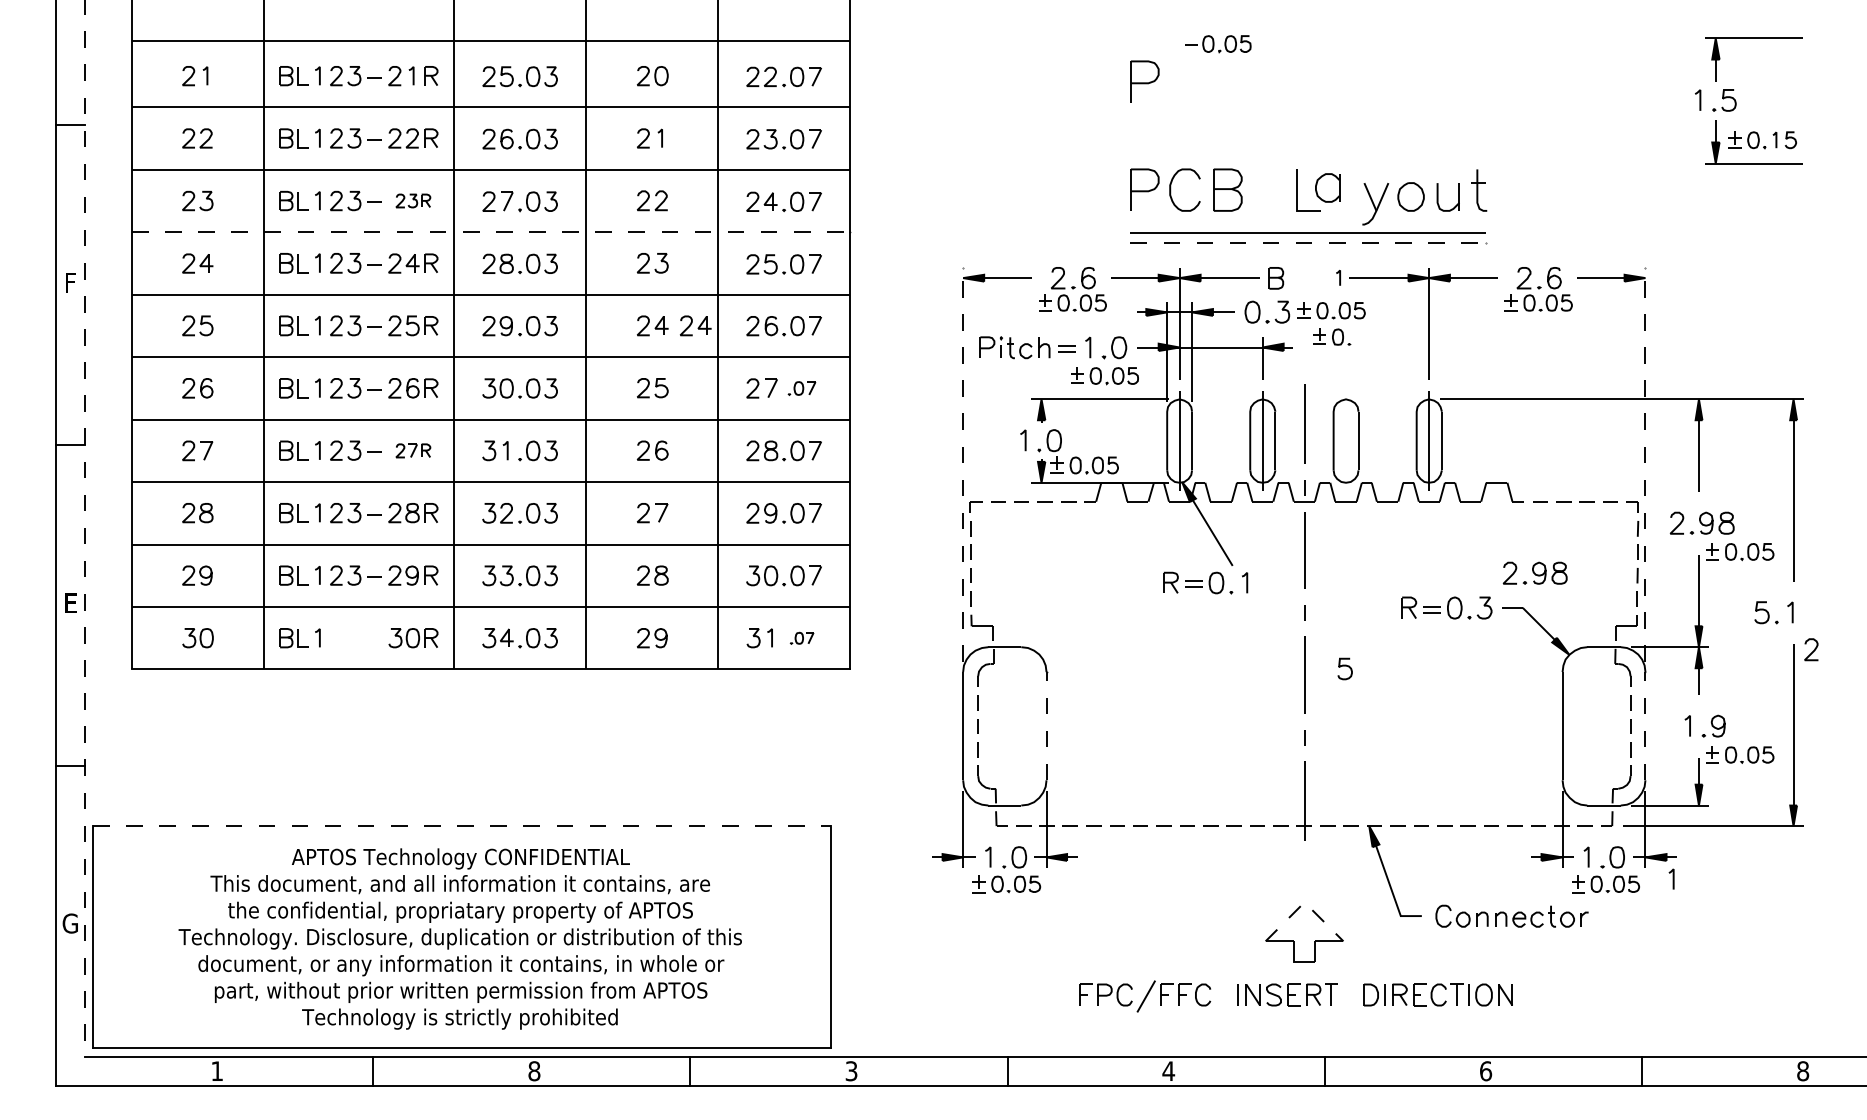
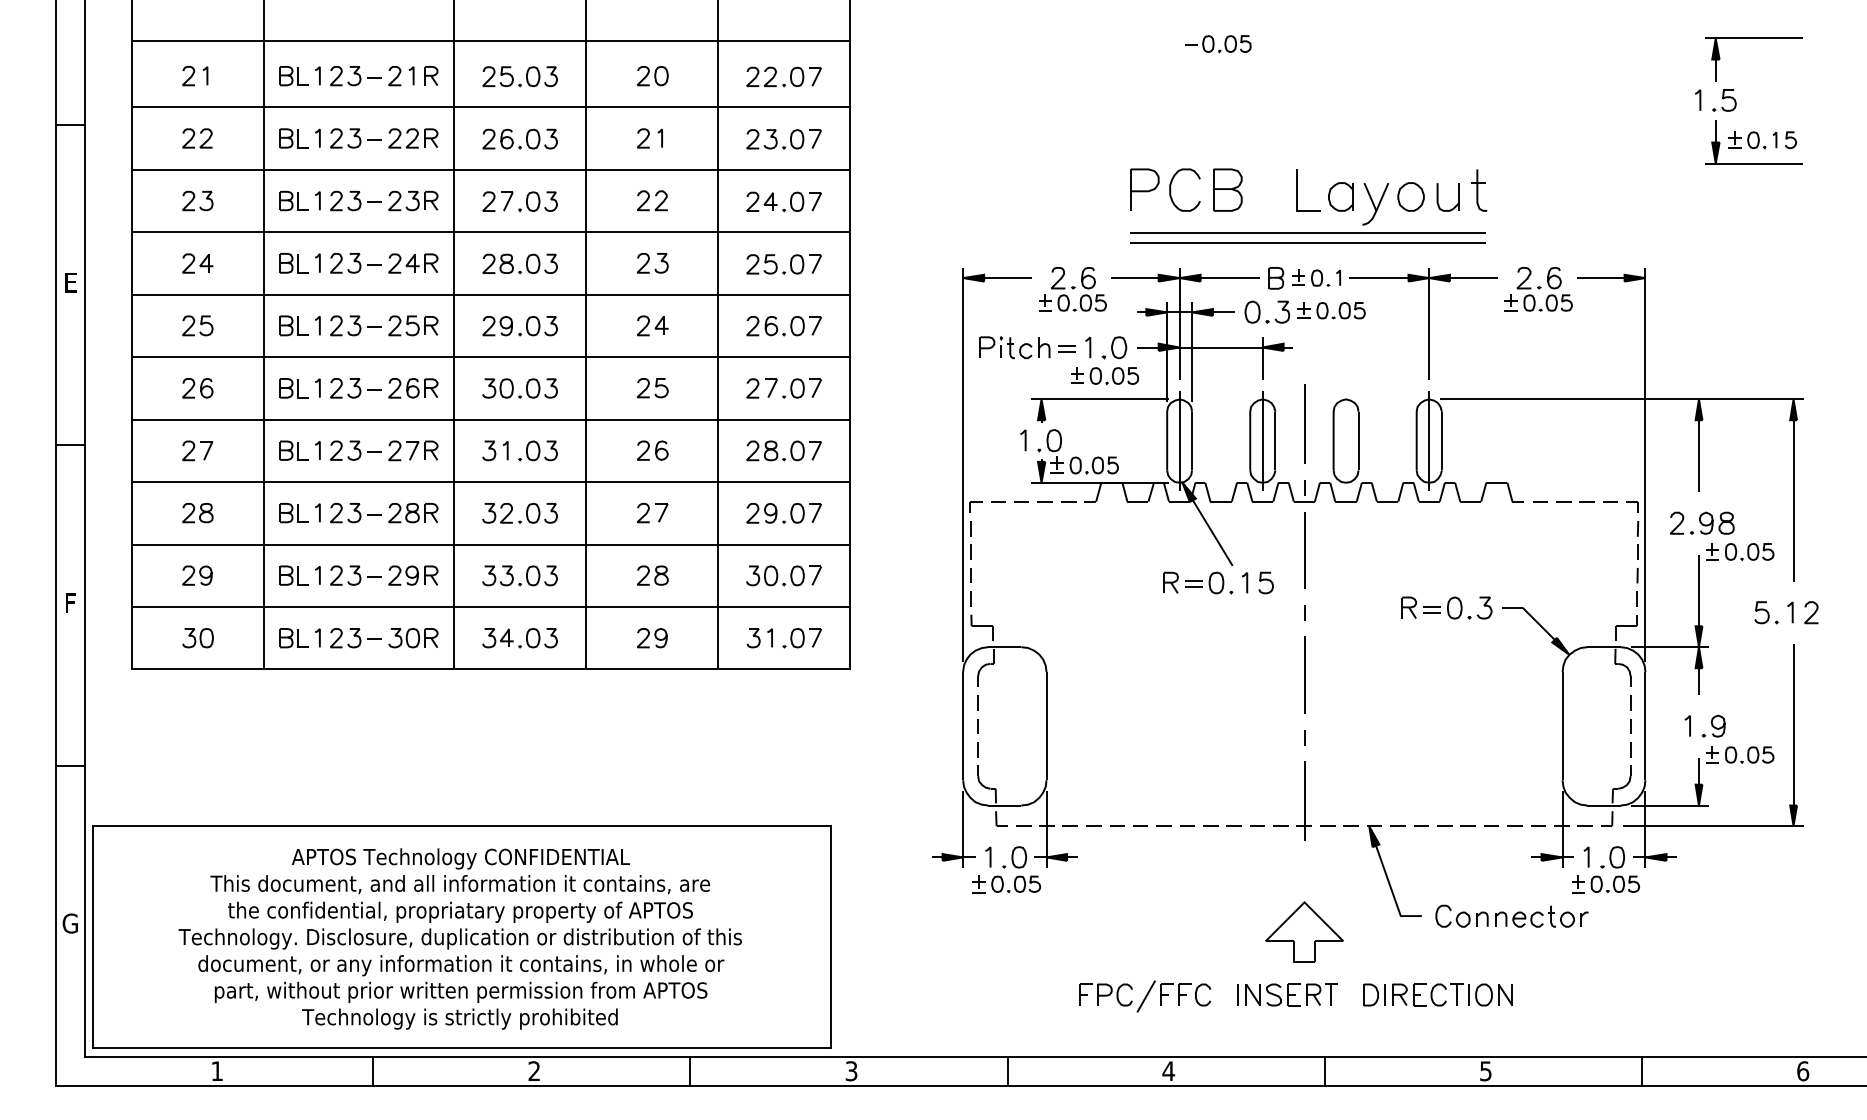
part: present -> none (1144, 81)
part position: (1327, 187) -> (1340, 196) (1340, 196)
part size: 37x16 px -> 51x22 px (413, 200)
line: dashed -> solid (492, 232)
line: dashed -> solid (1309, 243)
text: F -> E (70, 282)
part: present -> none (695, 325)
part position: (1332, 336) -> (1311, 277) (1311, 277)
part size: 30x15 px -> 40x21 px (801, 388)
part size: 37x16 px -> 51x22 px (413, 450)
line: dashed -> solid (963, 463)
line: dashed -> solid (1645, 463)
line: dashed -> solid (85, 528)
part: present -> none (1534, 572)
text: E -> F (70, 602)
part size: 26x14 px -> 40x21 px (801, 638)
part: none -> present (355, 638)
curve position: (1813, 650) -> (1813, 613) (1813, 613)
curve position: (1344, 666) -> (1265, 580) (1265, 580)
line: dashed -> solid (1046, 725)
line: dashed -> solid (1645, 725)
line: dashed -> solid (461, 825)
line: present -> none (1672, 878)
line: dashed -> solid (1304, 902)
text: 8 -> 2 (534, 1071)
text: 6 -> 5 (1486, 1071)
text: 8 -> 6 (1803, 1071)
